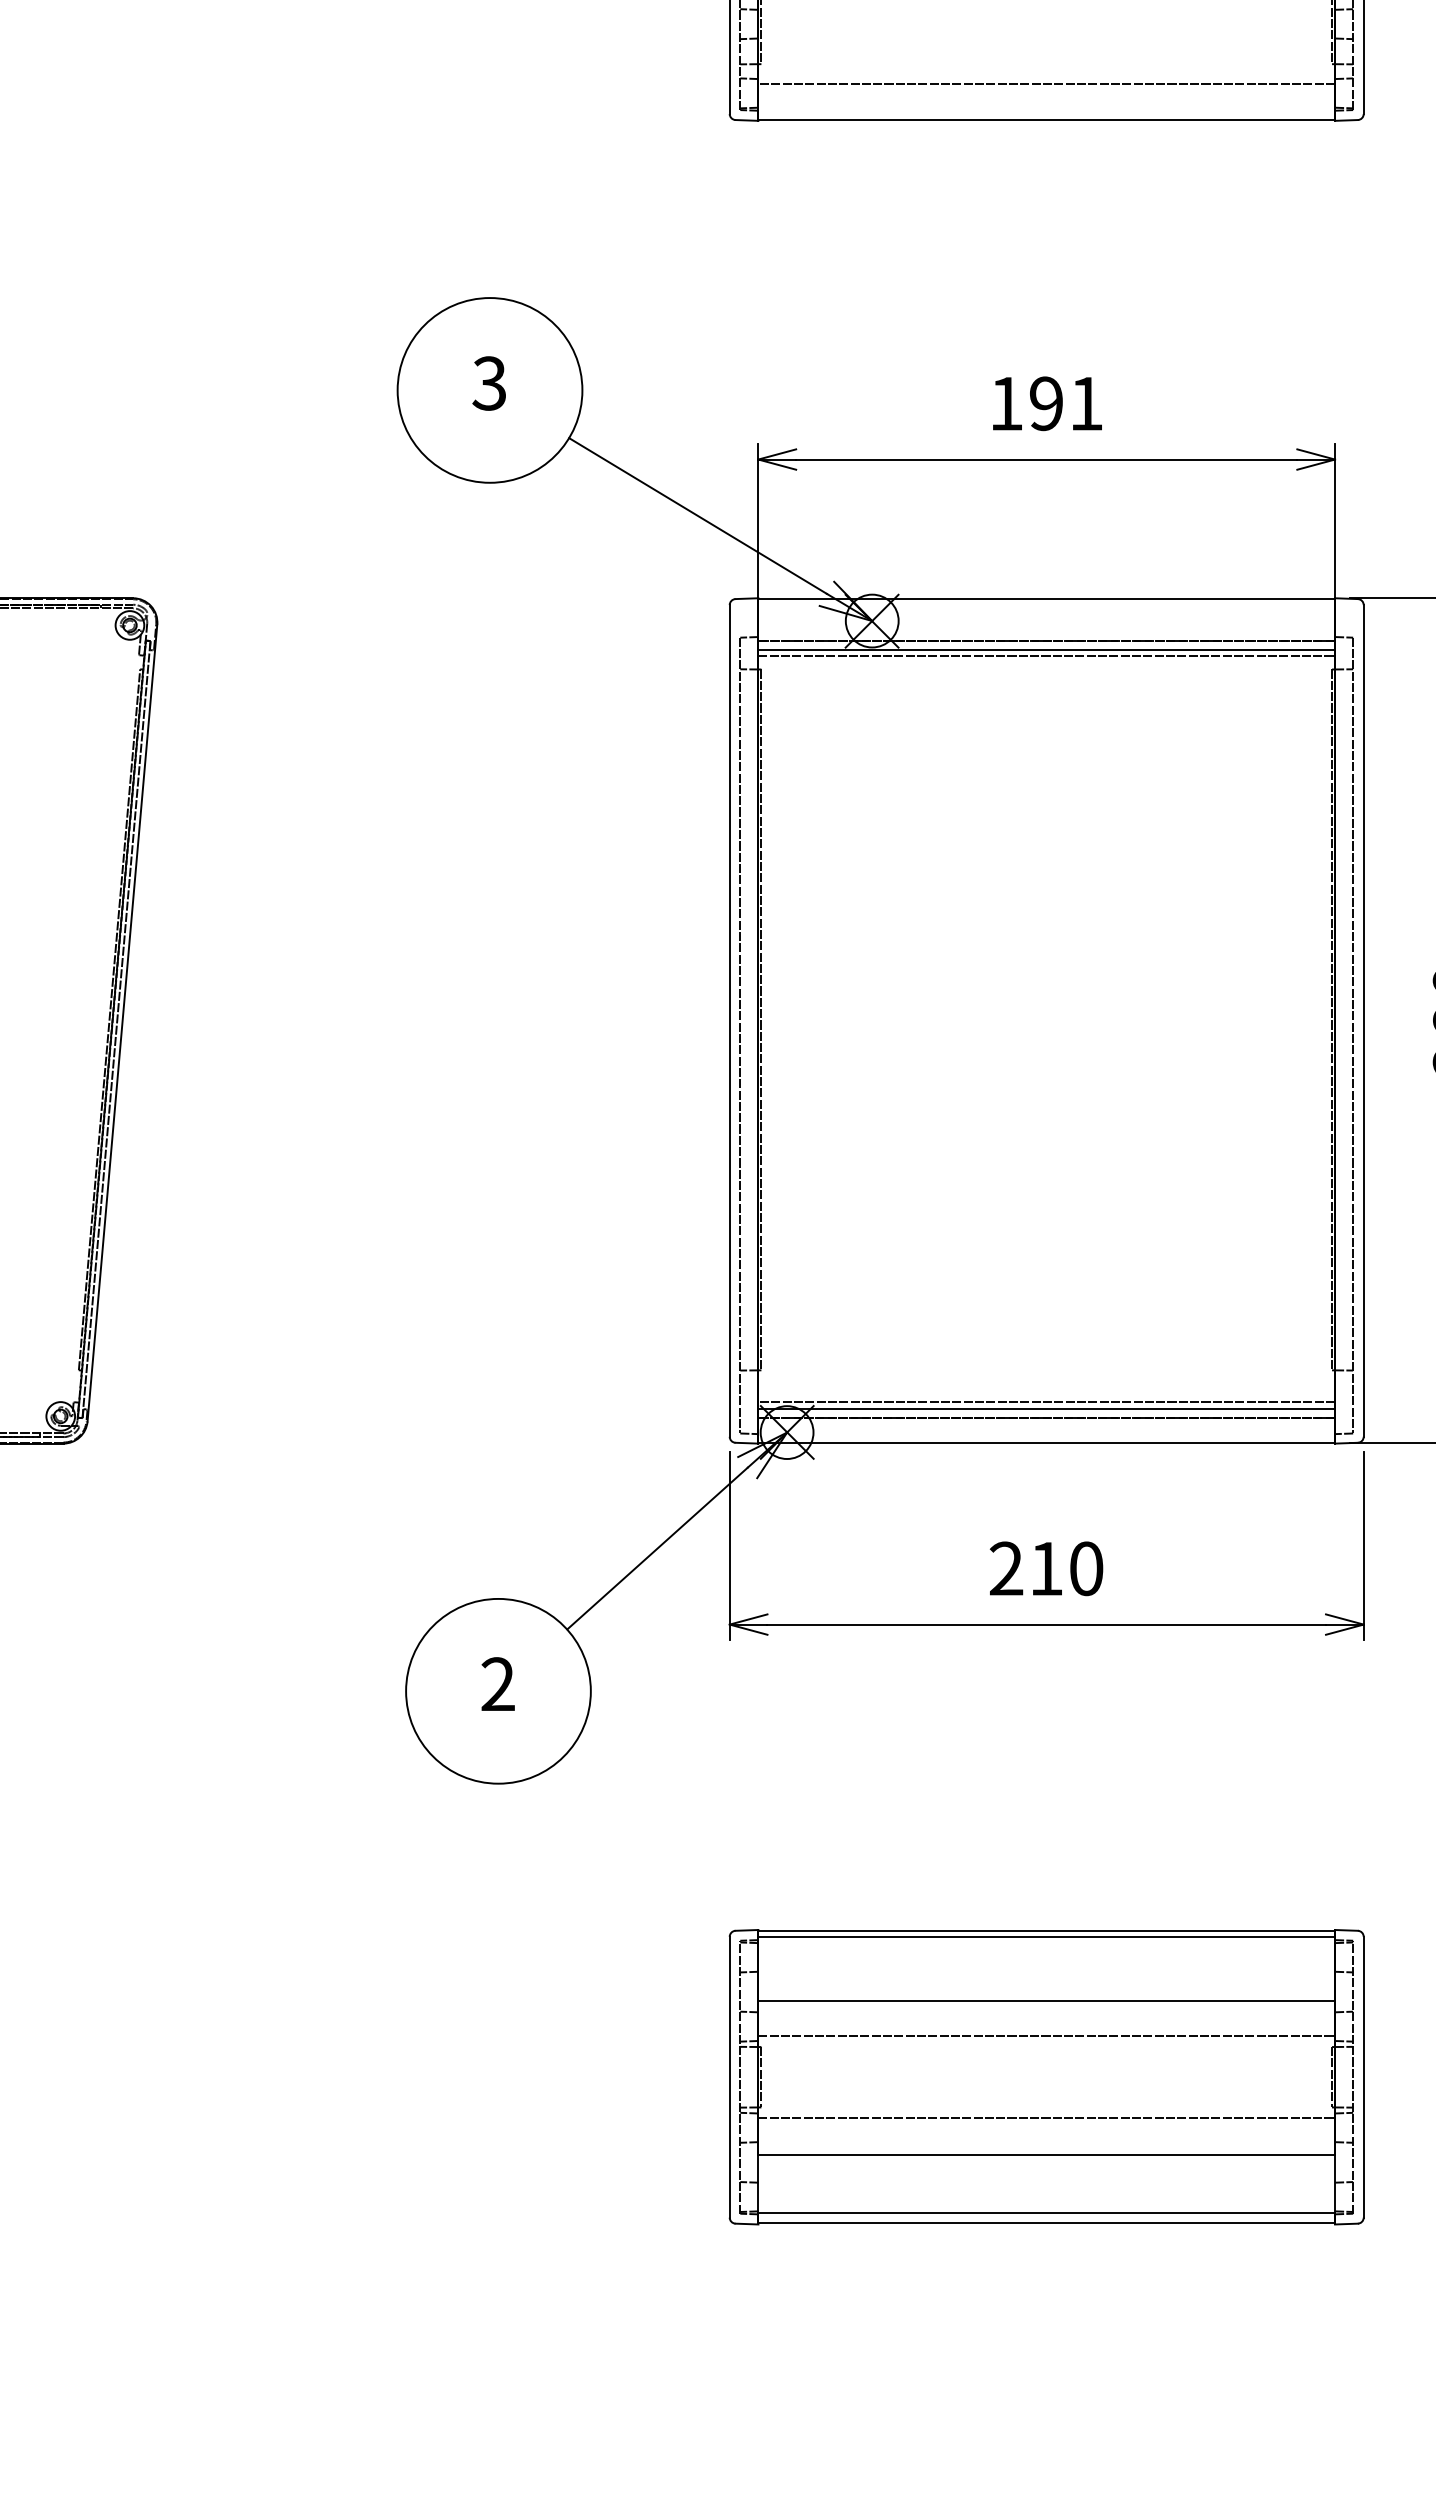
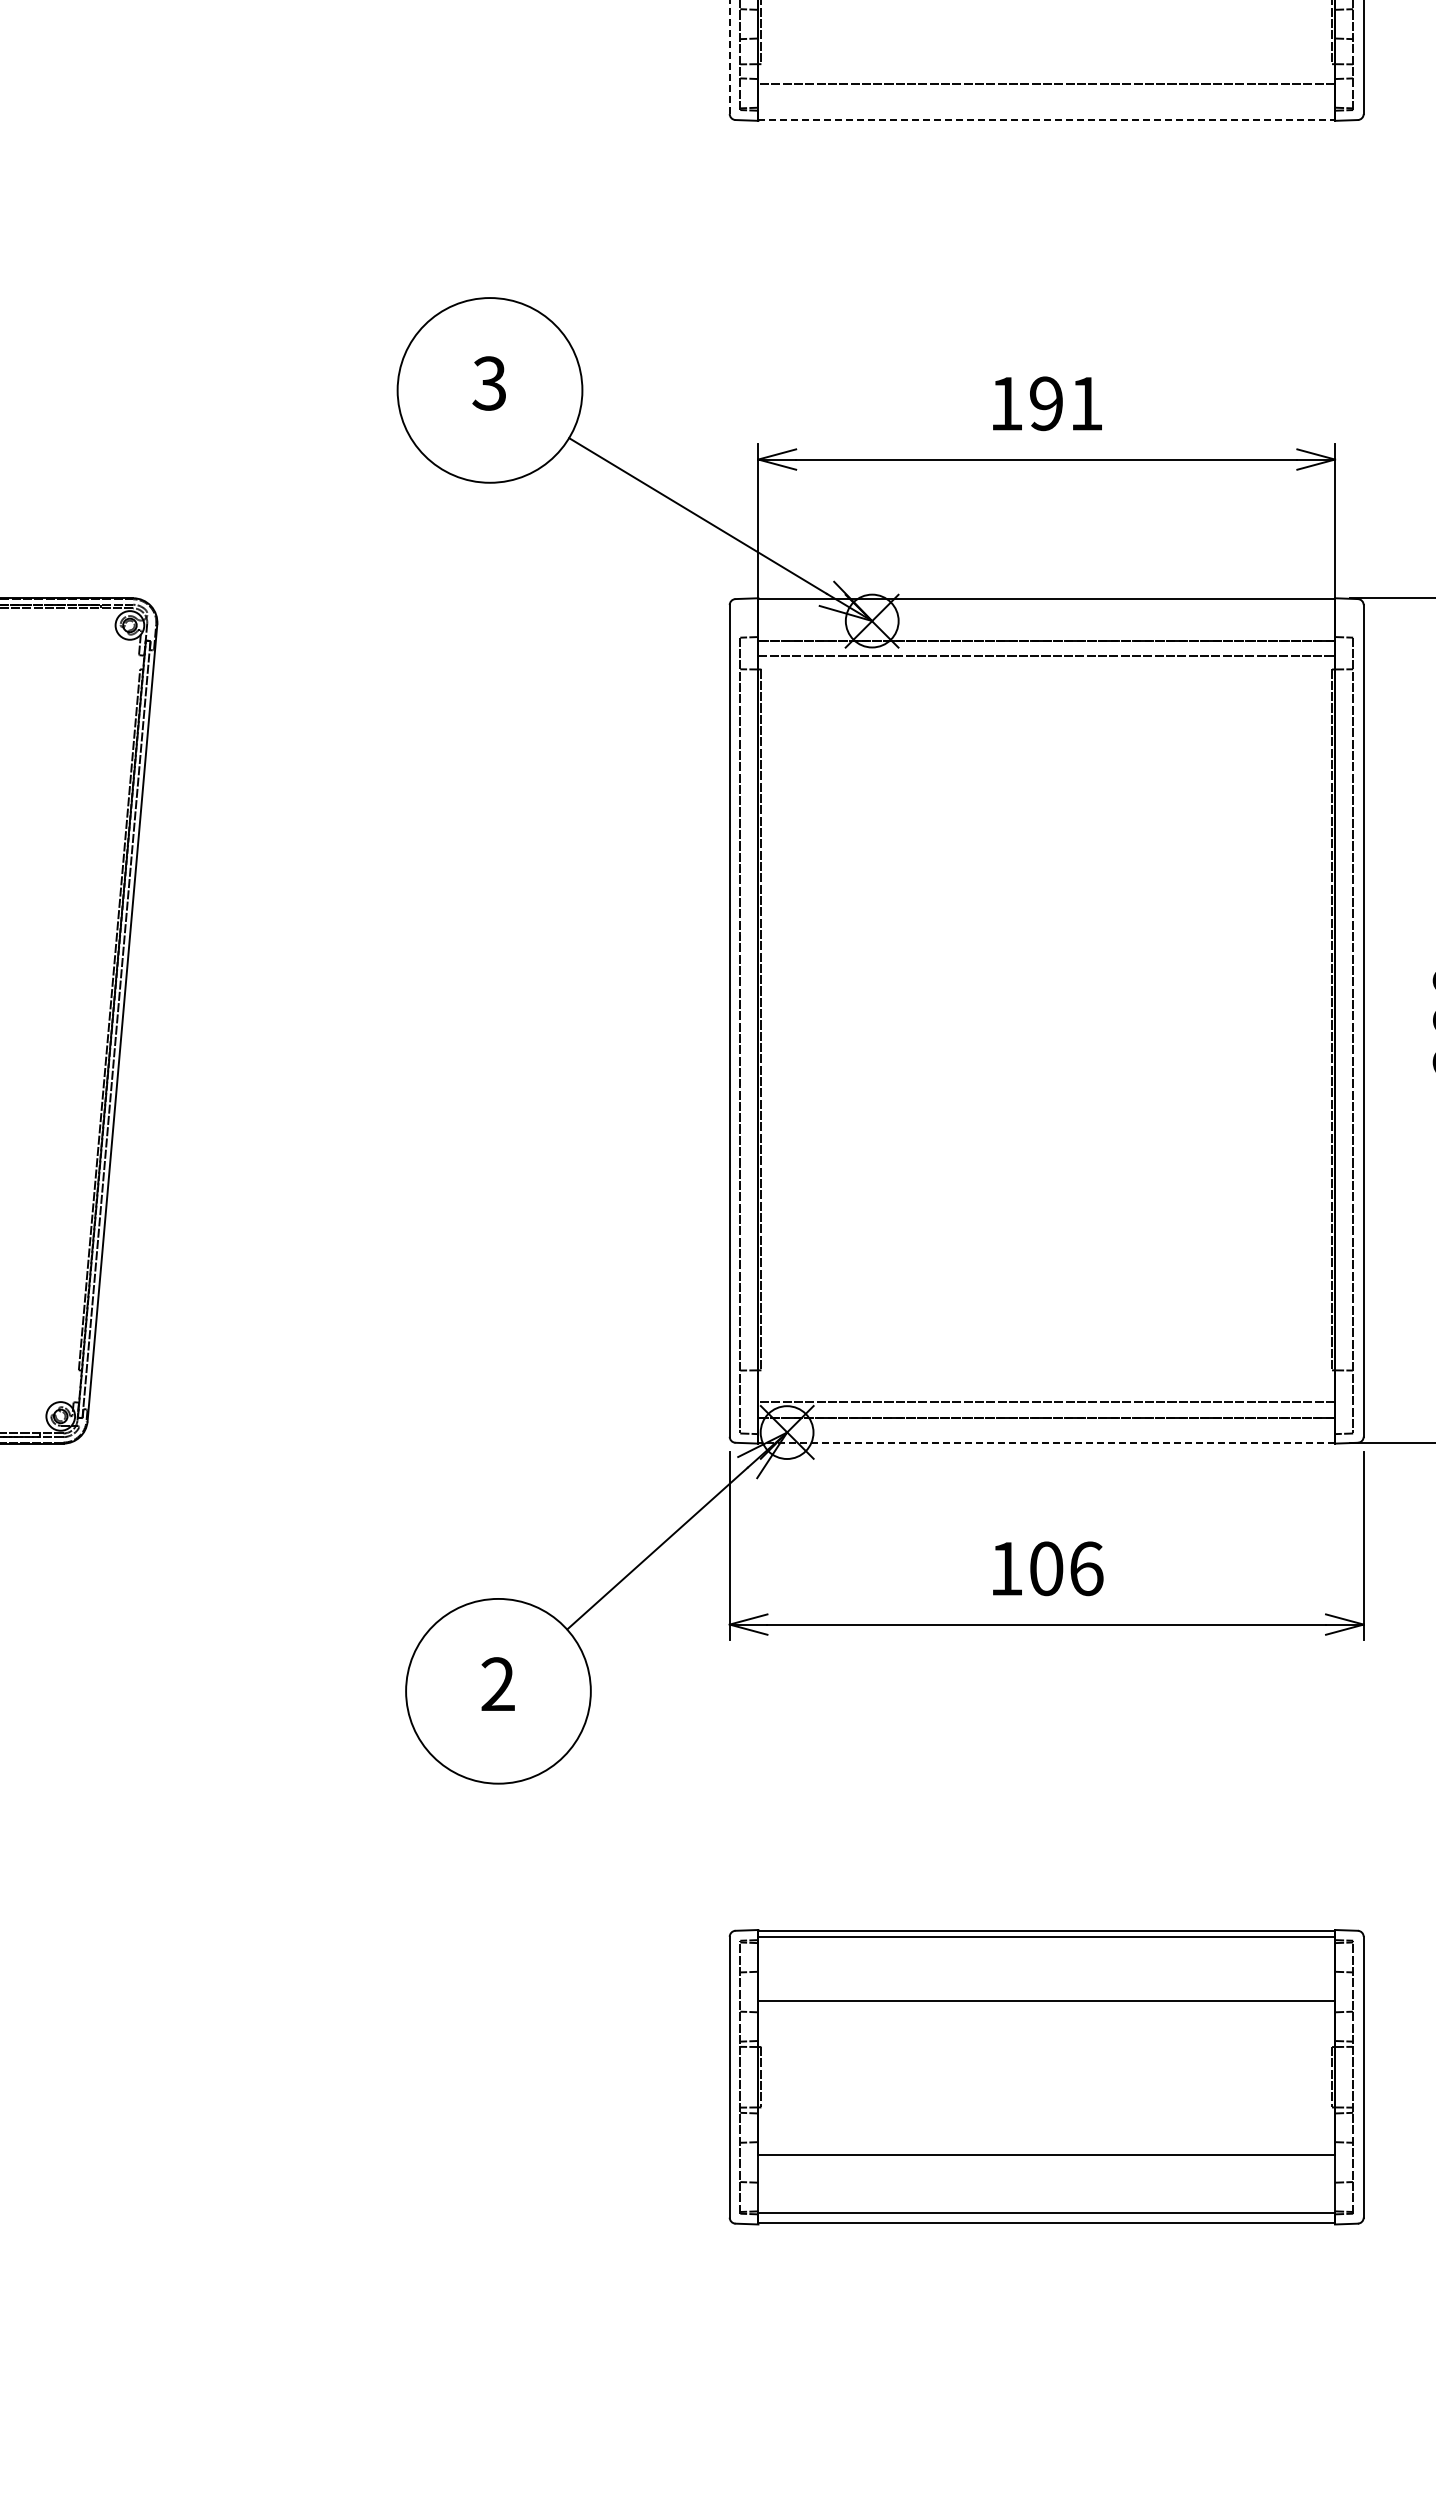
line: solid -> dashed (729, 57)
line: solid -> dashed (1047, 119)
line: present -> none (1046, 650)
line: present -> none (1046, 1409)
line: solid -> dashed (1046, 1442)
text: 210 -> 106 (1046, 1568)
line: present -> none (1046, 2036)
line: present -> none (1046, 2118)
